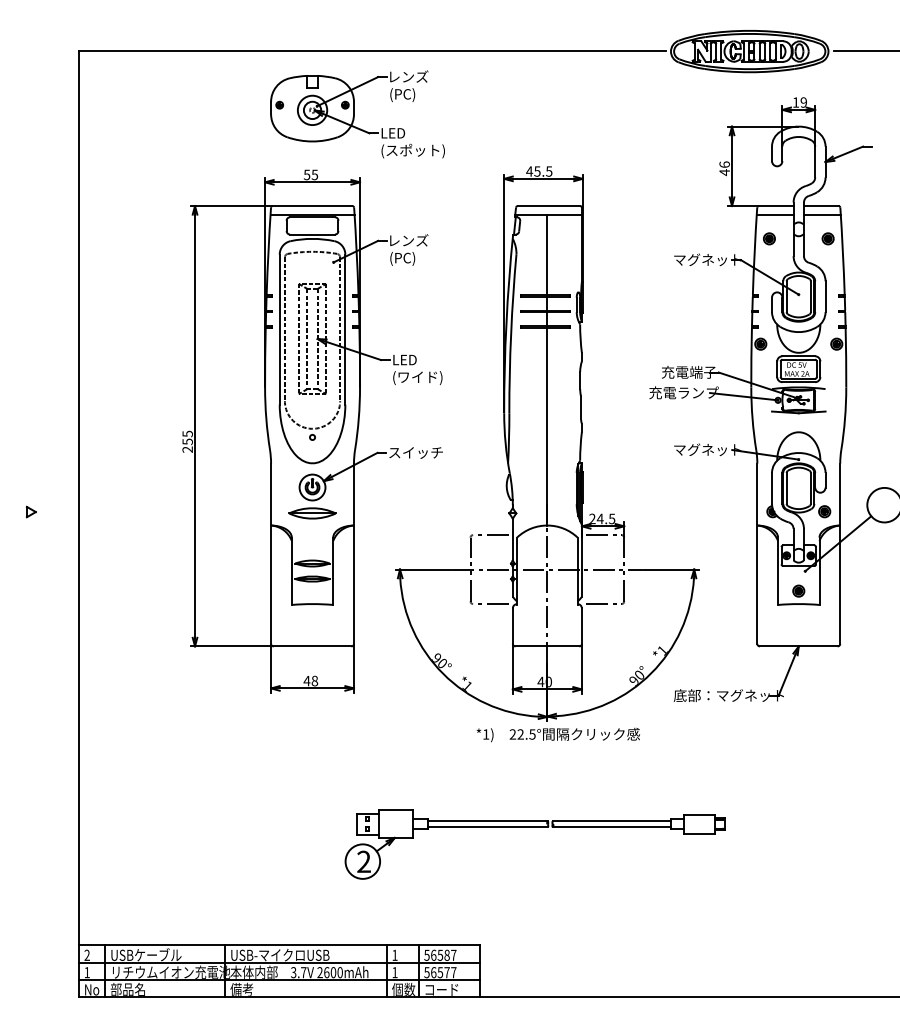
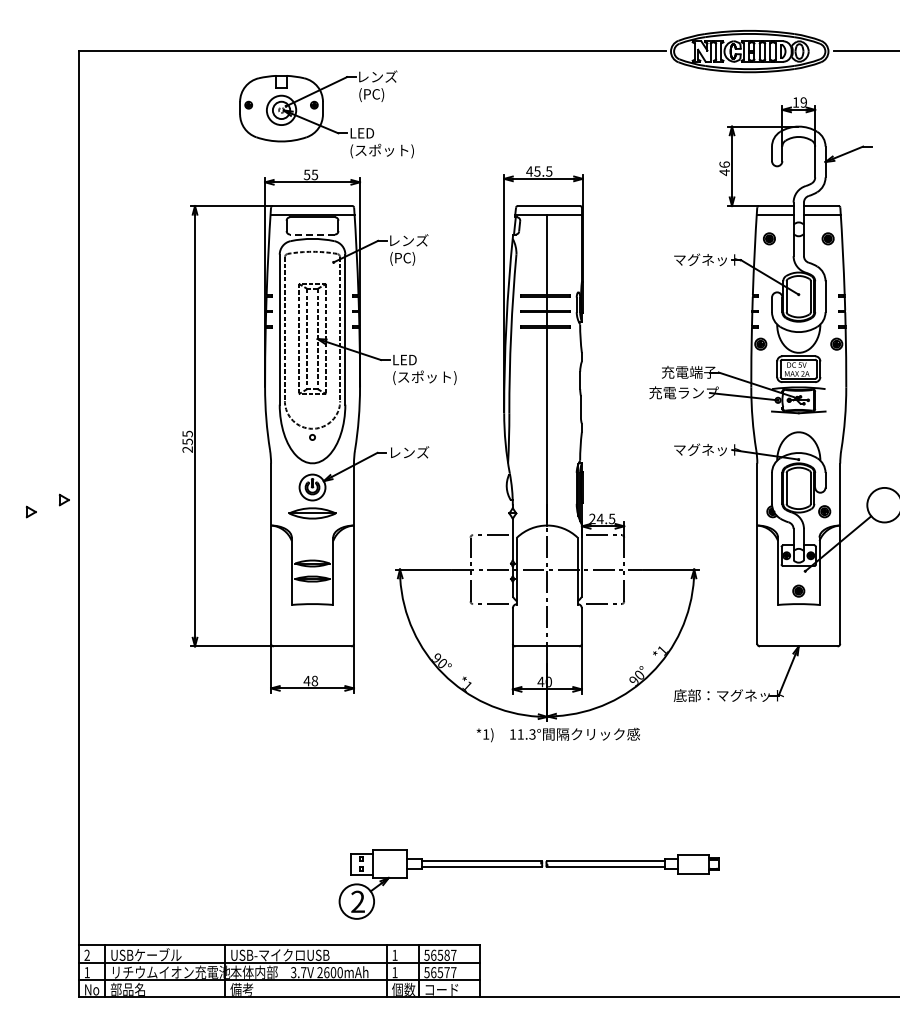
part position: (357, 114) -> (326, 114) (326, 114)
line: solid -> dashed (312, 234)
text: (ワイド) -> (スポット) (427, 377)
text: スイッチ -> レンズ (415, 452)
part: none -> present (63, 499)
text: 22.5° -> 11.3° (522, 734)
part position: (534, 827) -> (528, 867) (528, 867)
